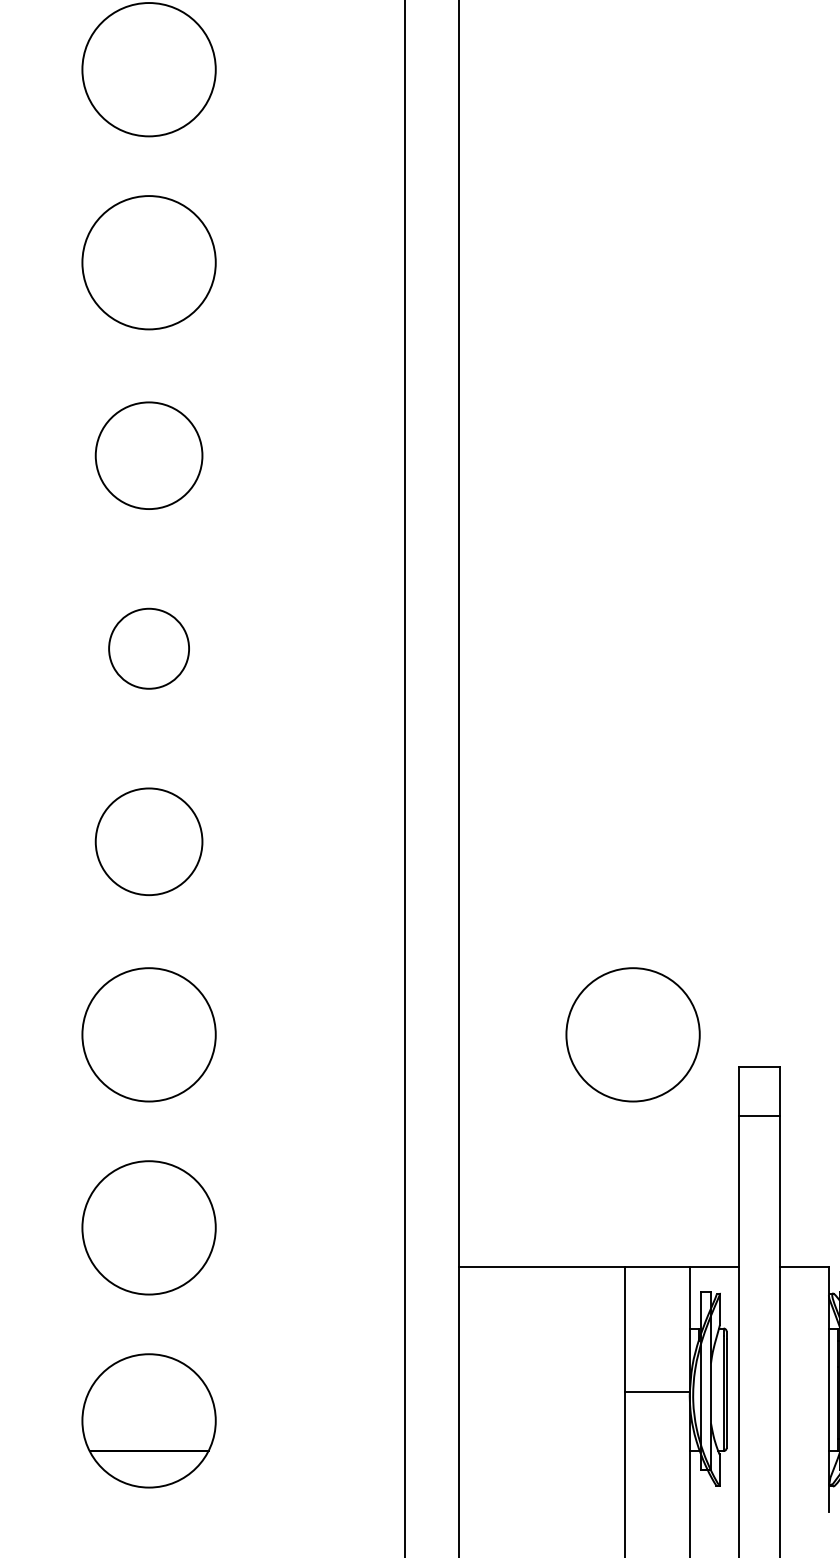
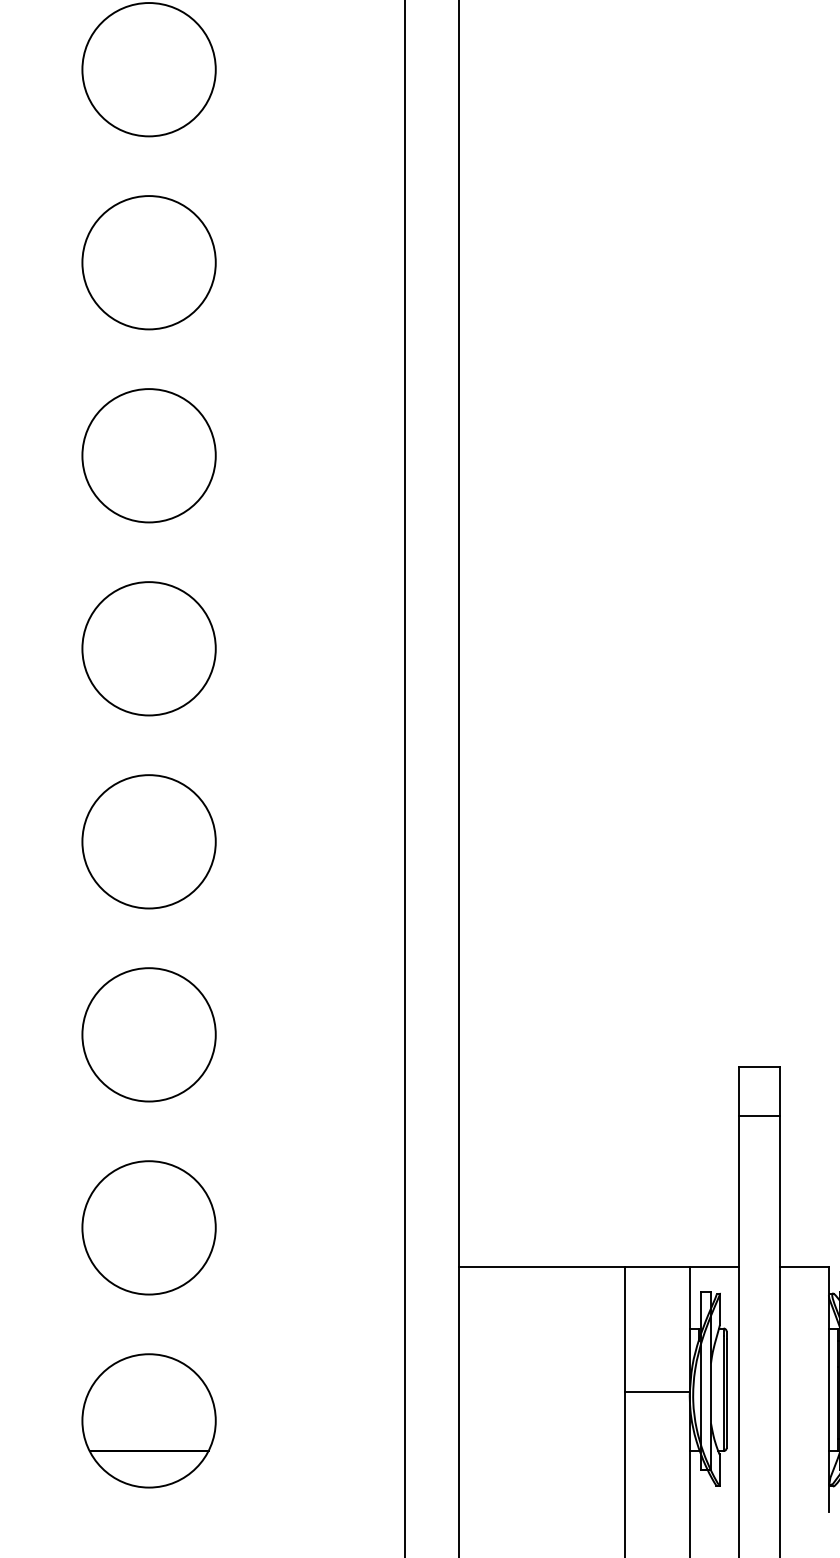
circle diameter: 107 px -> 133 px (148, 455)
circle diameter: 80 px -> 133 px (148, 648)
circle diameter: 107 px -> 133 px (148, 841)
circle: present -> none (632, 1034)
